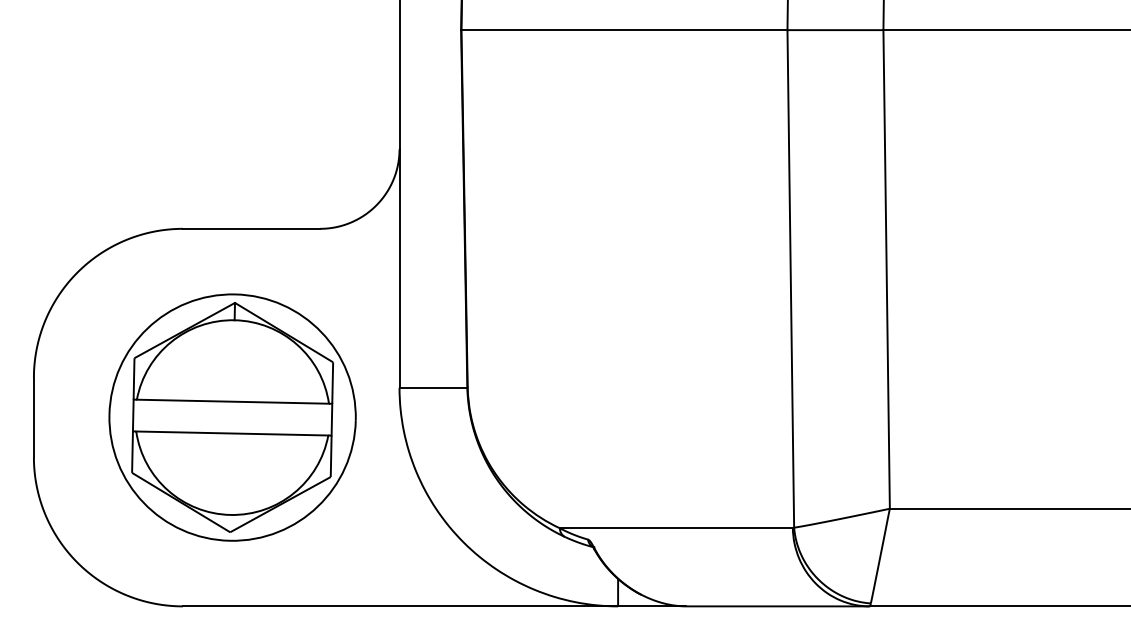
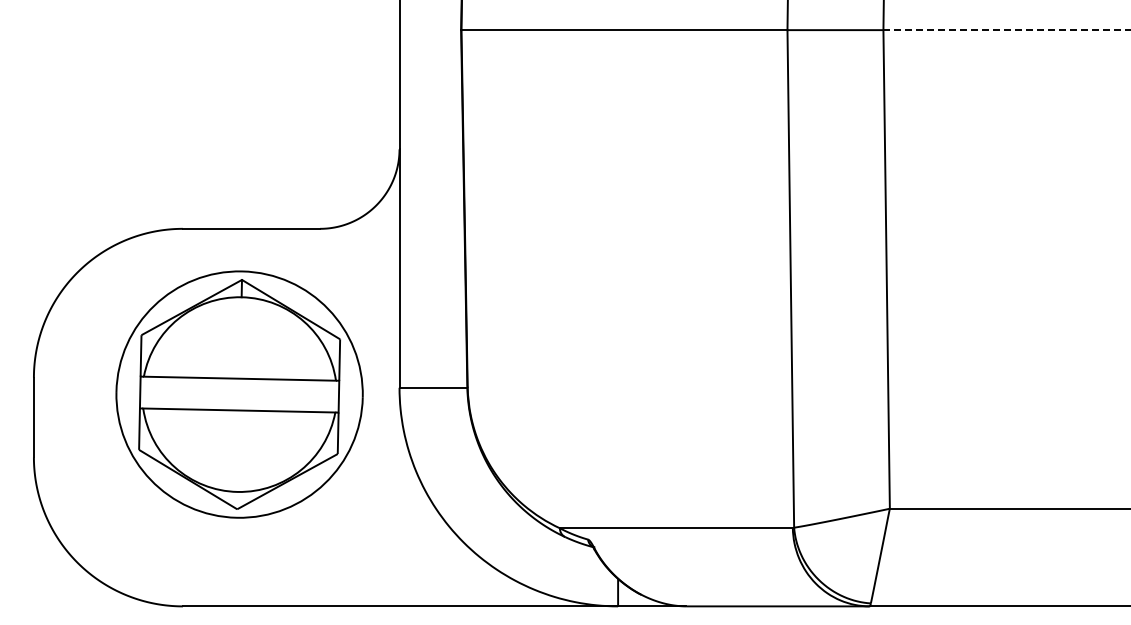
line: solid -> dashed (1007, 30)
part position: (232, 417) -> (239, 394) (239, 394)
